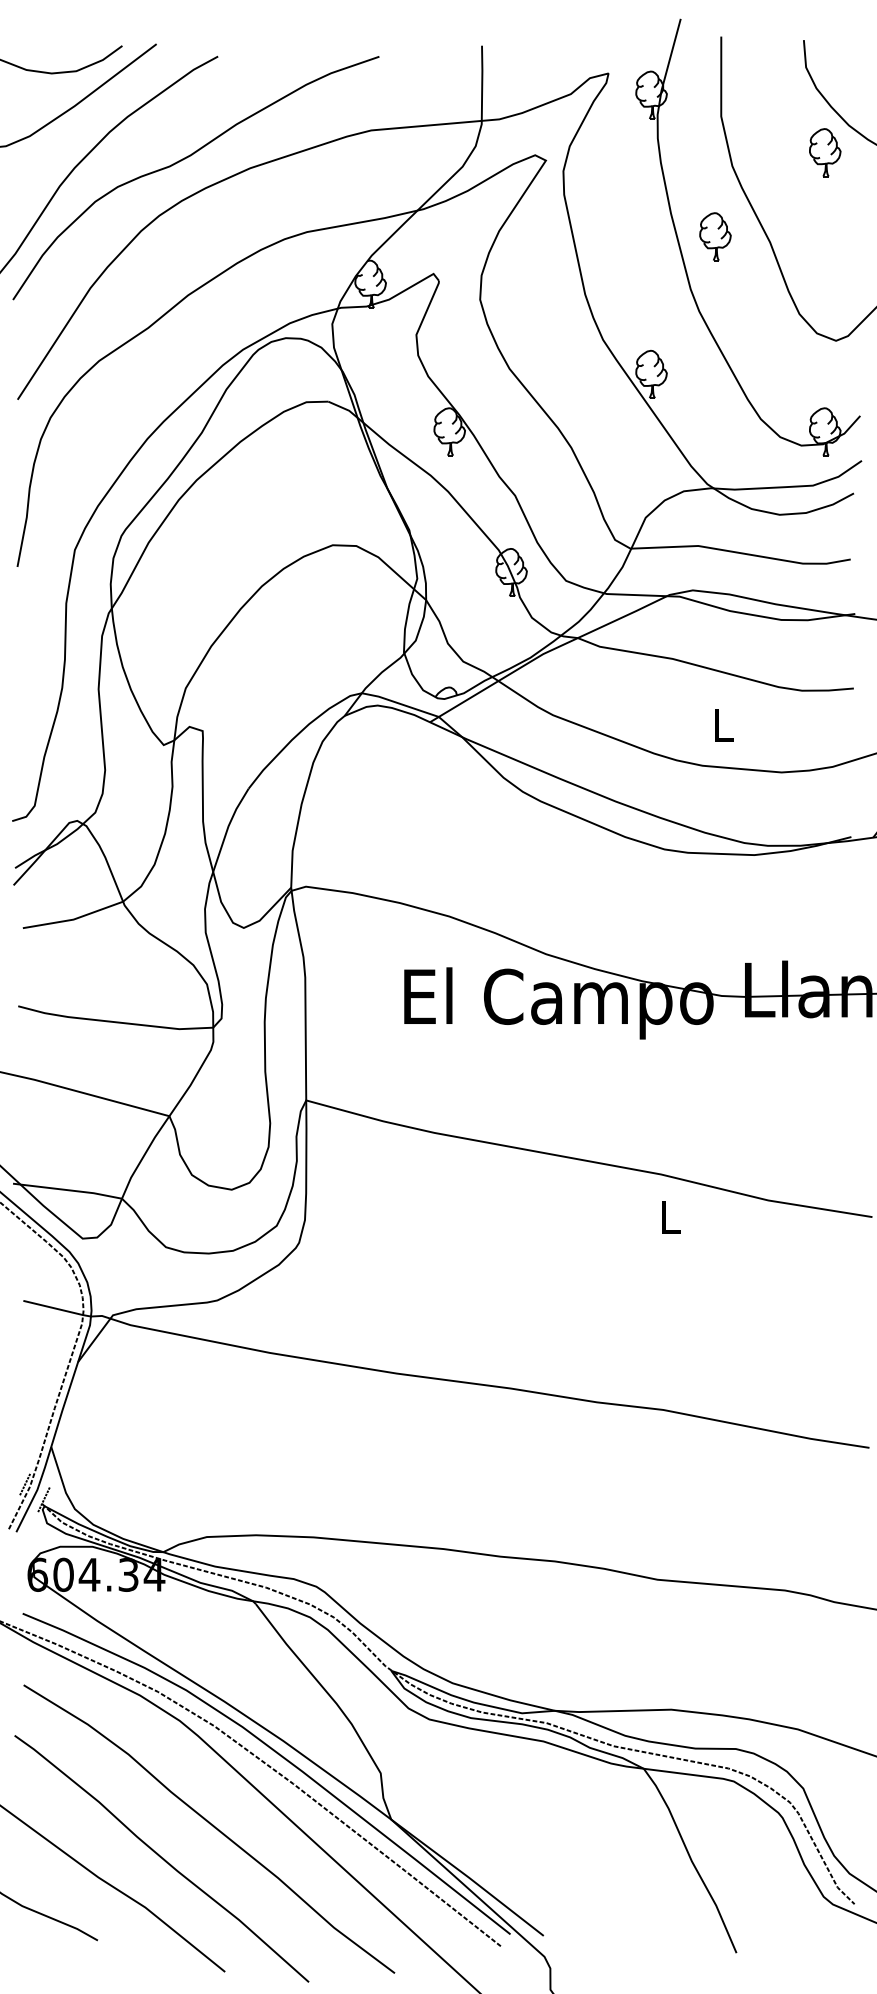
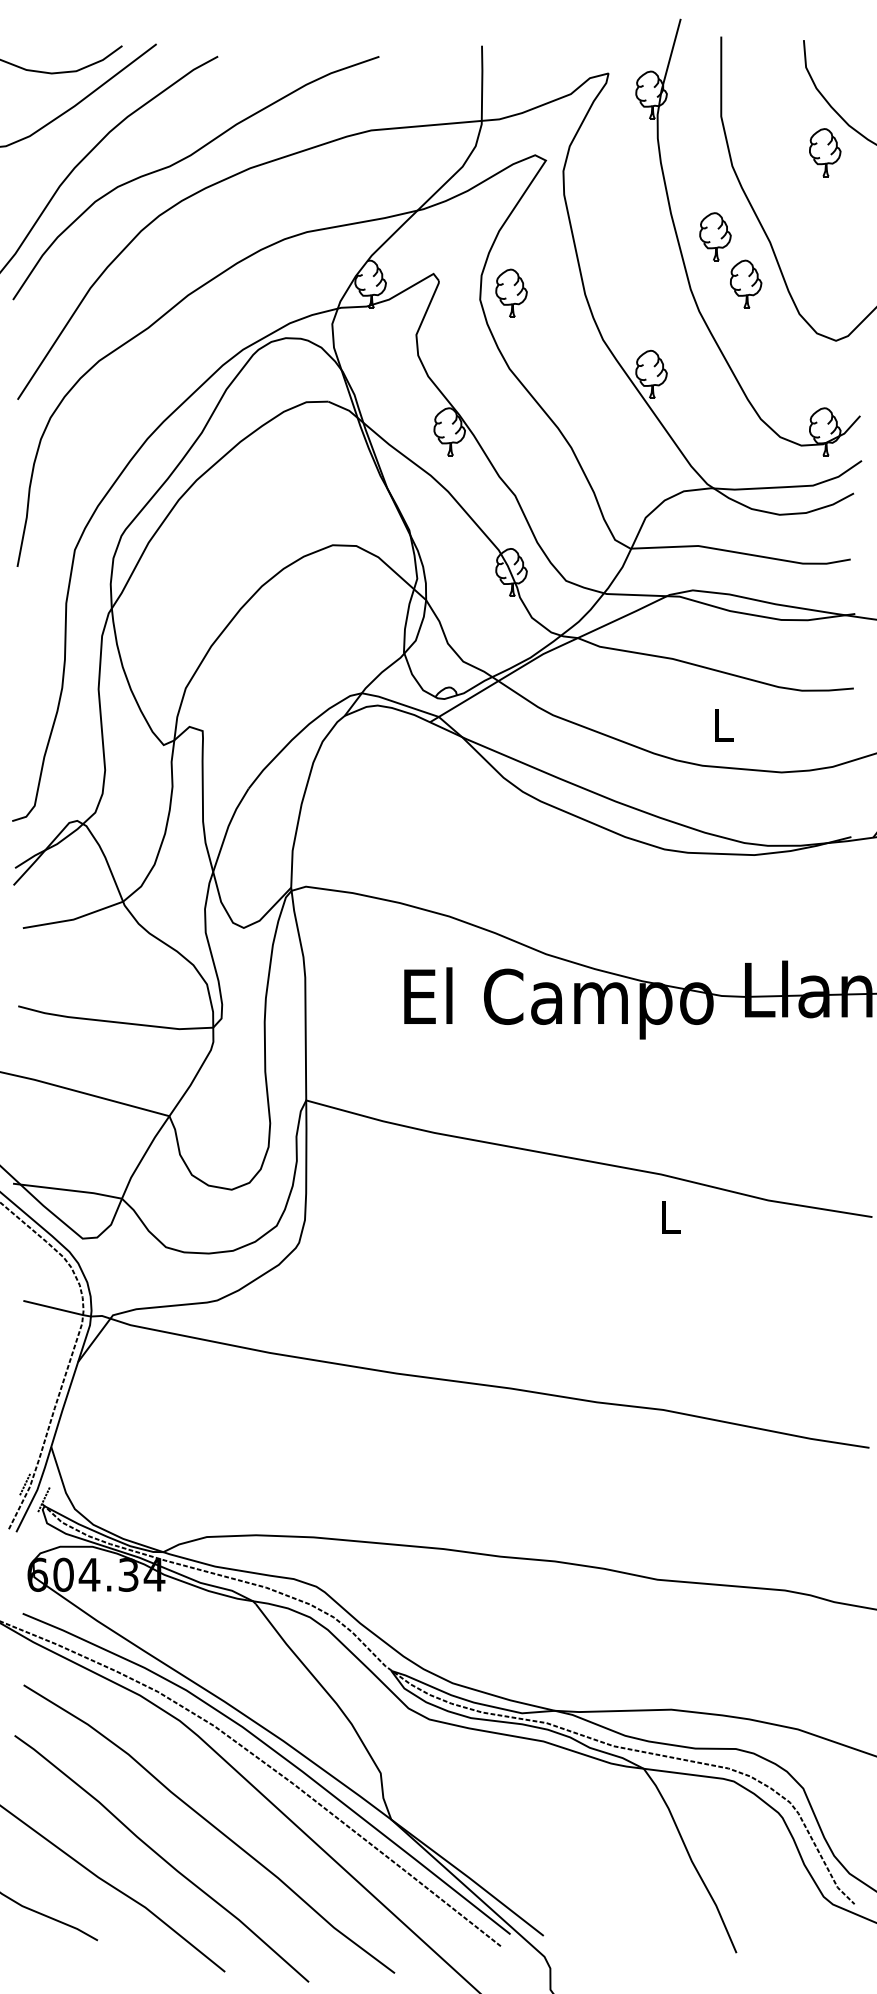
part: none -> present (746, 283)
part: none -> present (511, 292)
